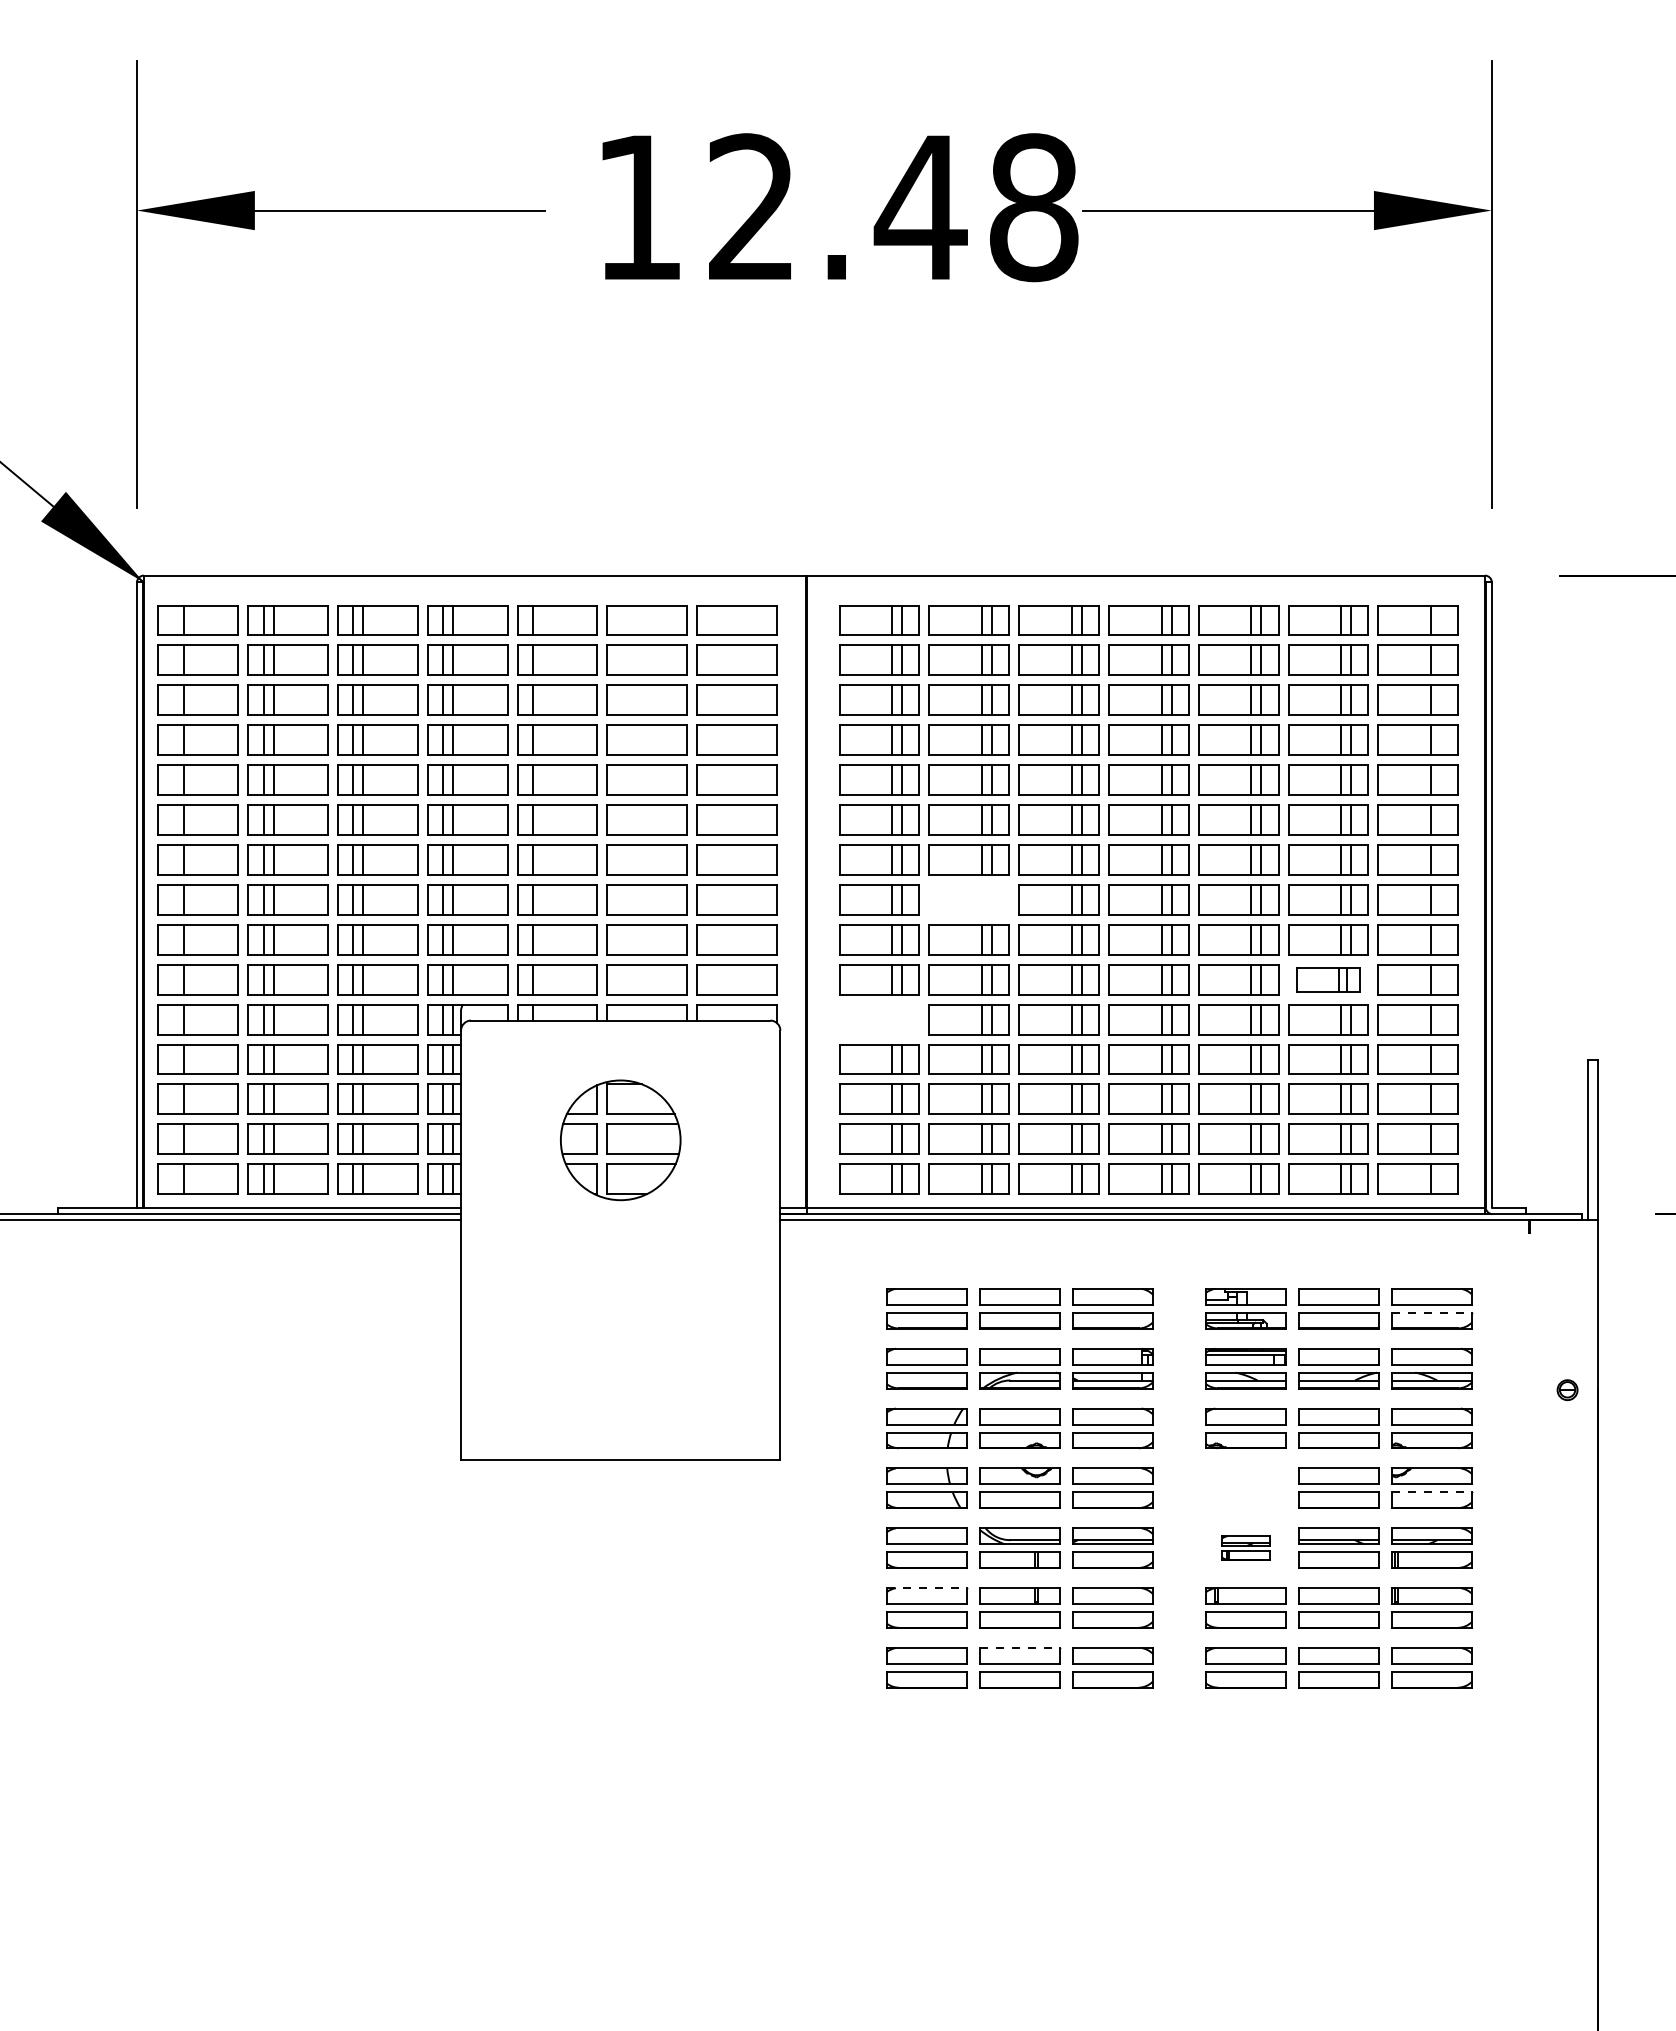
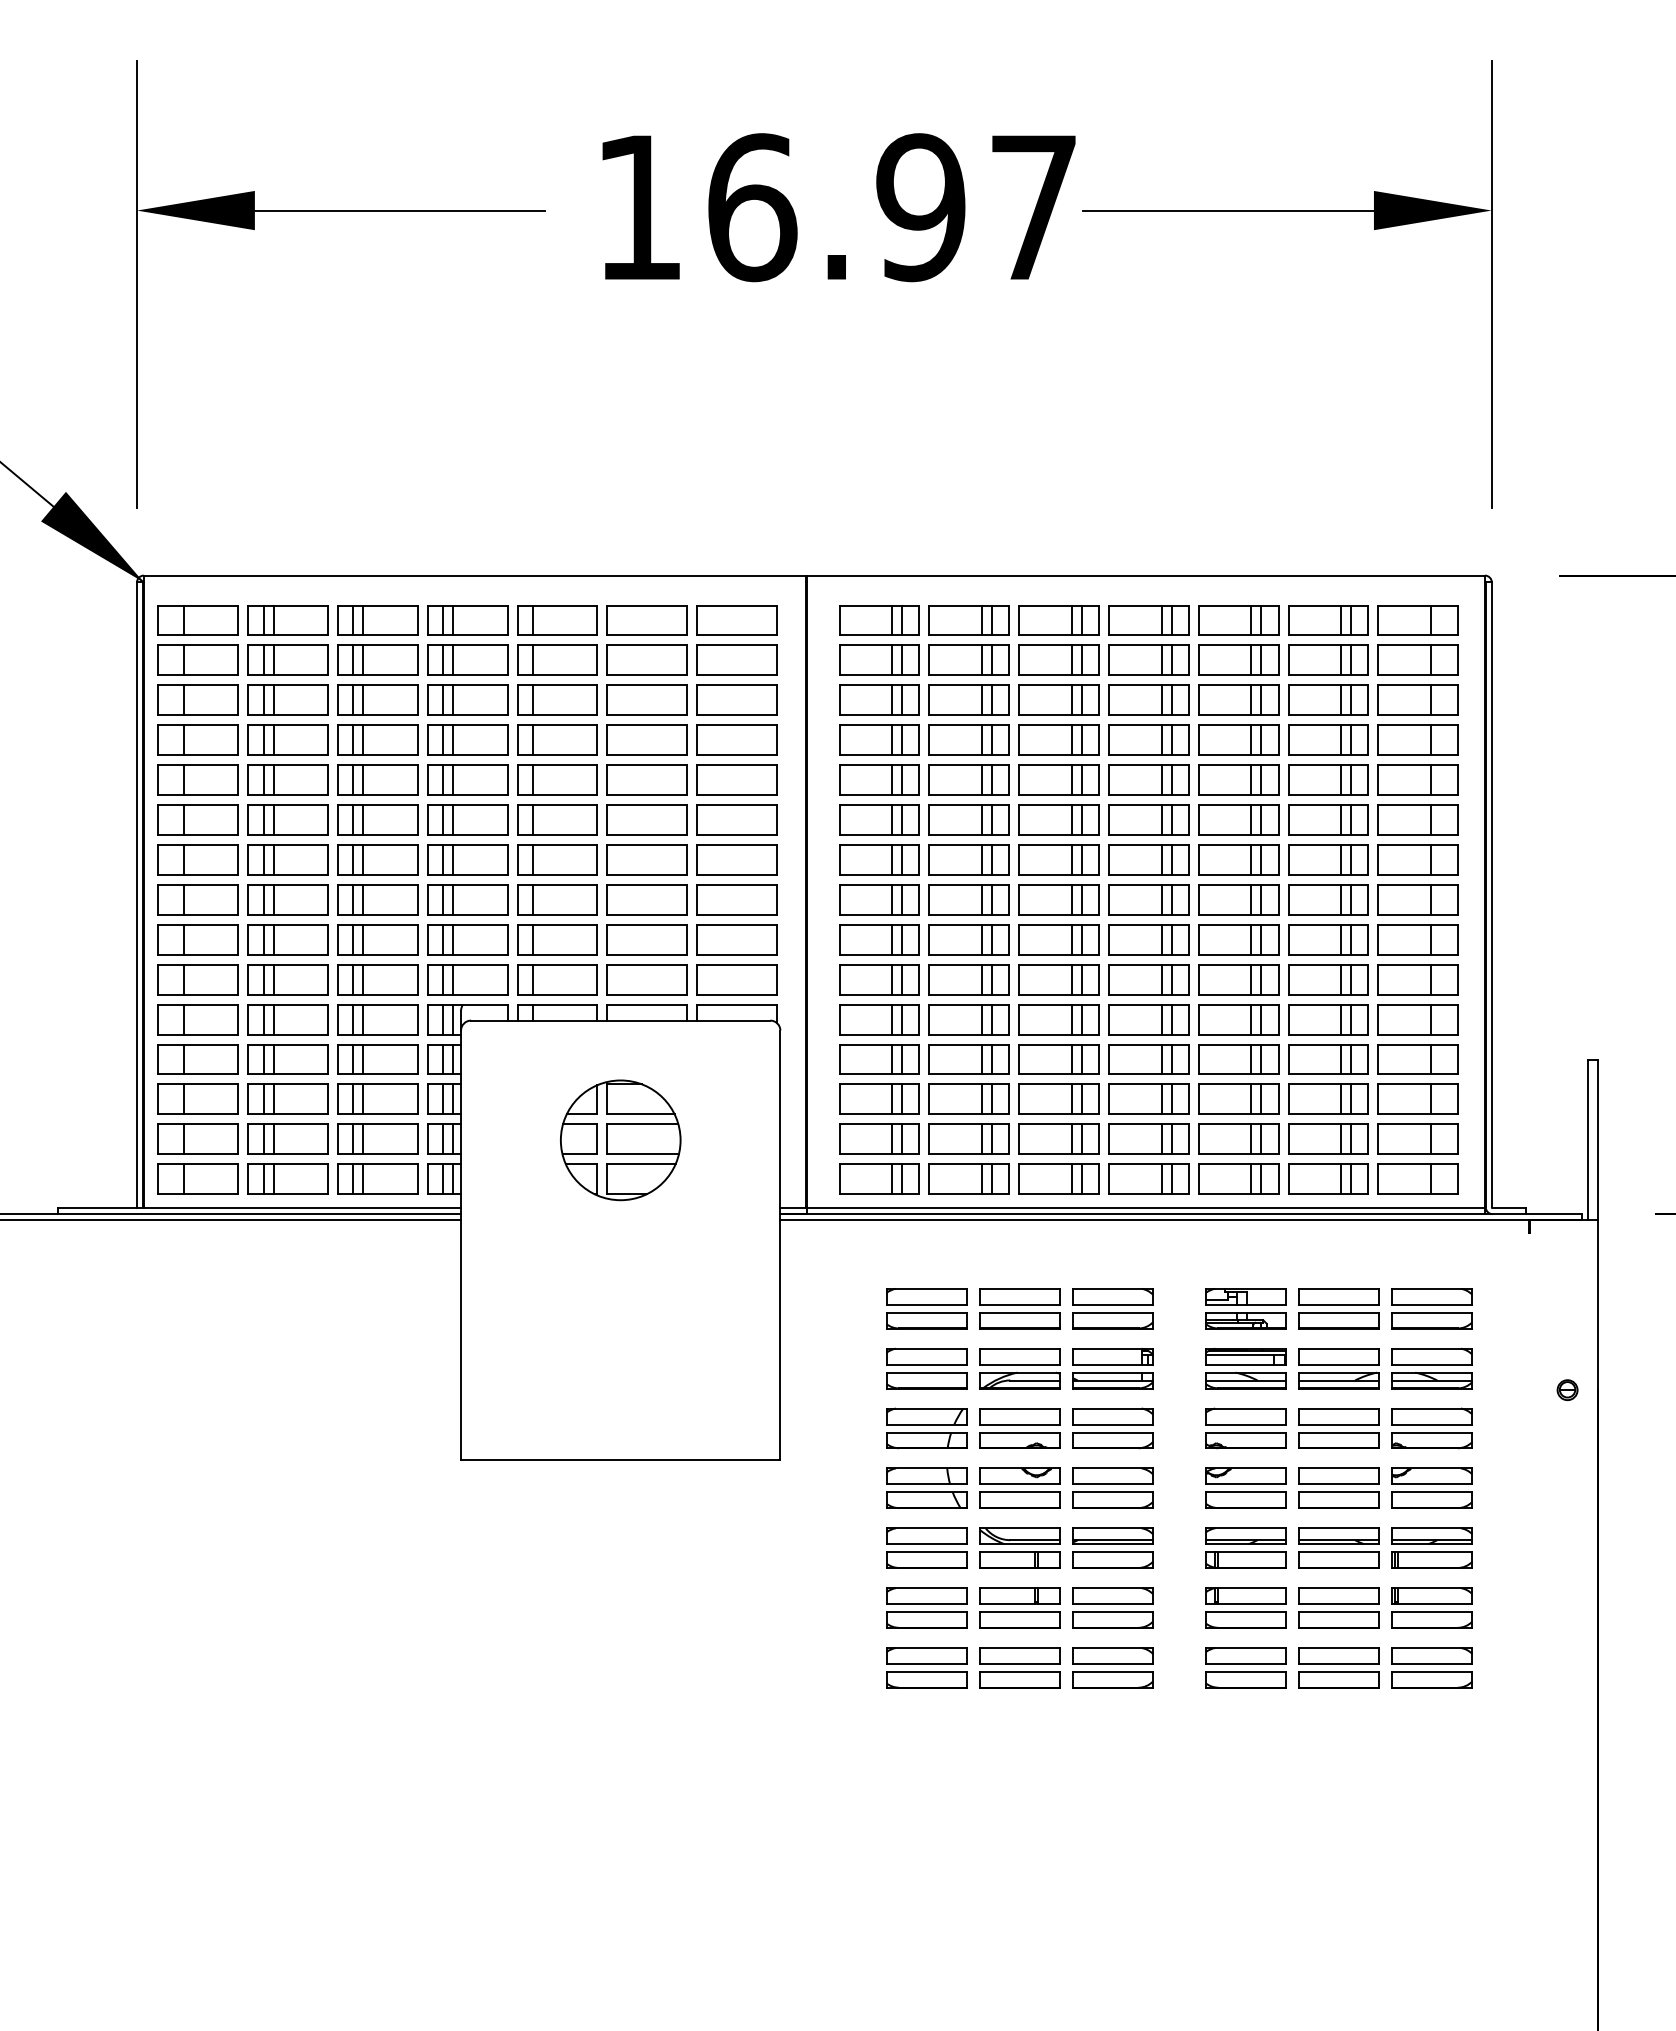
text: 12.48 -> 16.97 (893, 207)
part: none -> present (968, 899)
part size: 65x26 px -> 81x32 px (1328, 979)
part: none -> present (879, 1019)
line: dashed -> solid (1432, 1312)
part: none -> present (1245, 1487)
line: dashed -> solid (1432, 1492)
part size: 50x26 px -> 82x42 px (1245, 1547)
line: dashed -> solid (926, 1588)
line: dashed -> solid (1019, 1648)
